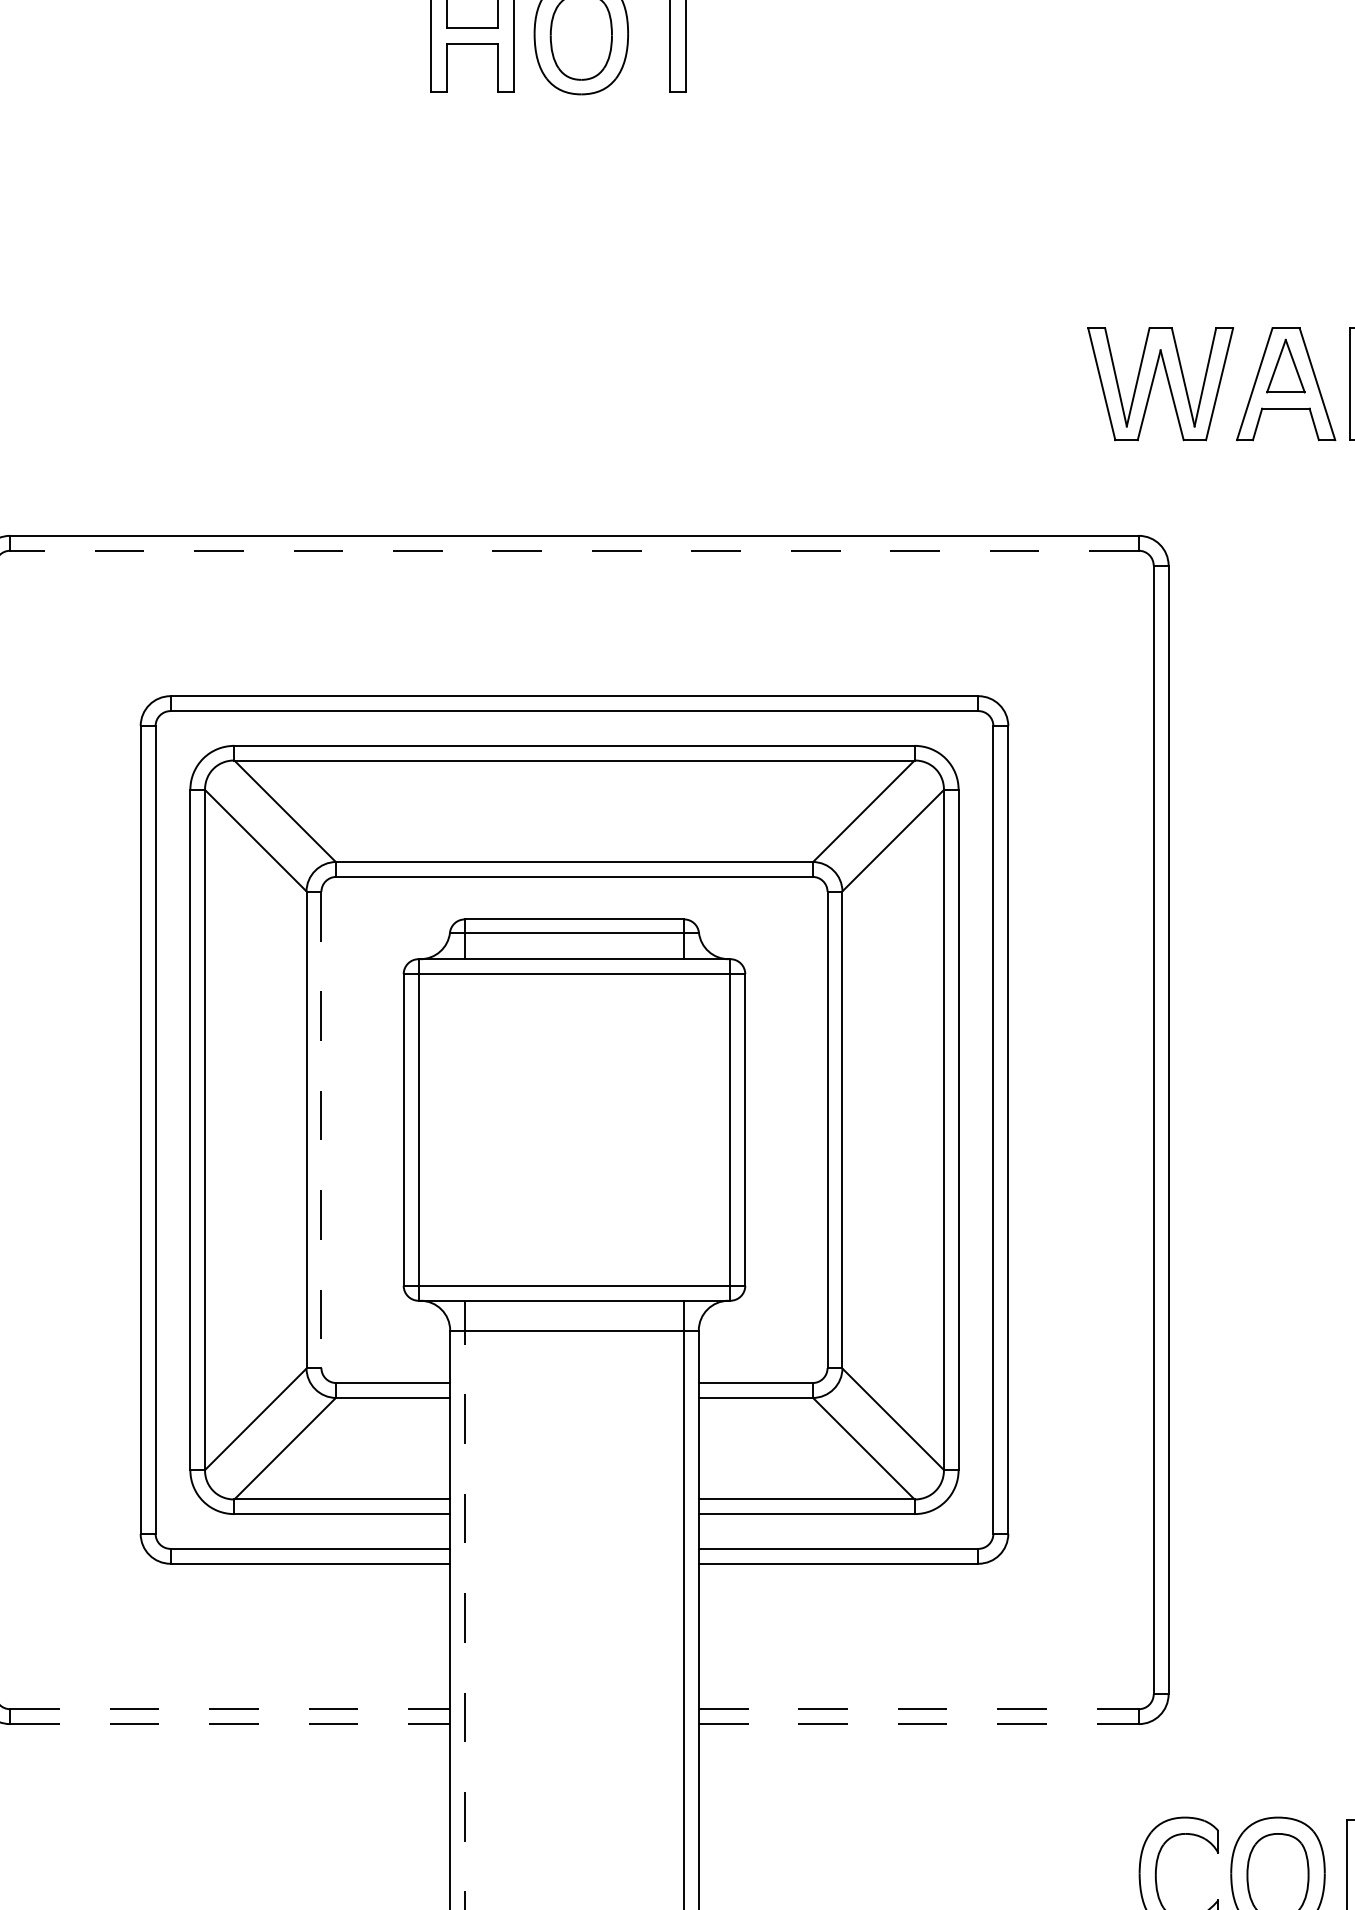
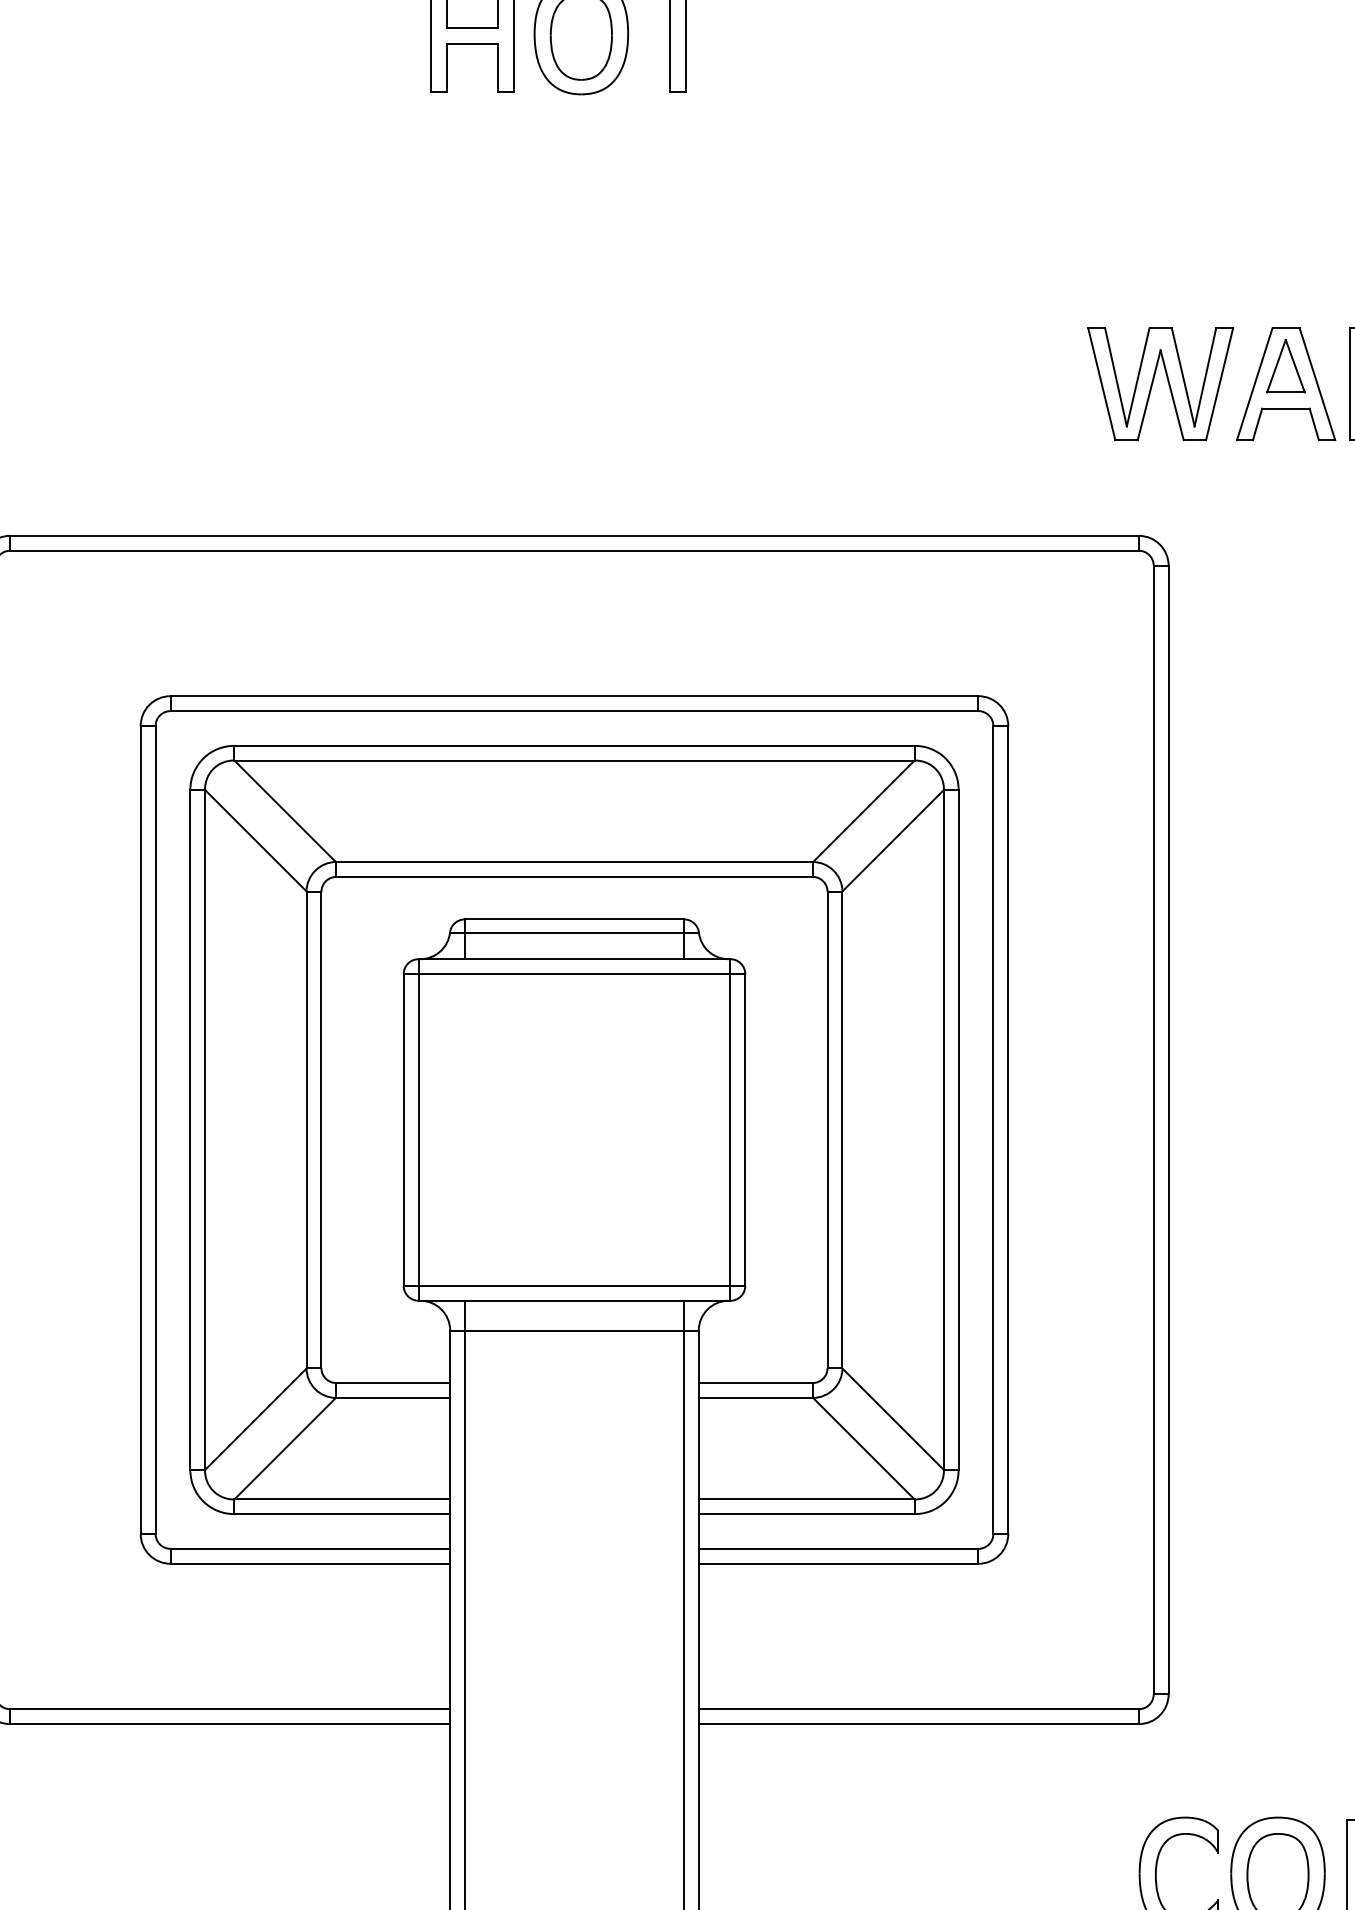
line: dashed -> solid (574, 550)
line: dashed -> solid (321, 1130)
line: dashed -> solid (465, 1604)
line: dashed -> solid (230, 1709)
line: dashed -> solid (919, 1709)
line: dashed -> solid (230, 1724)
line: dashed -> solid (919, 1724)
